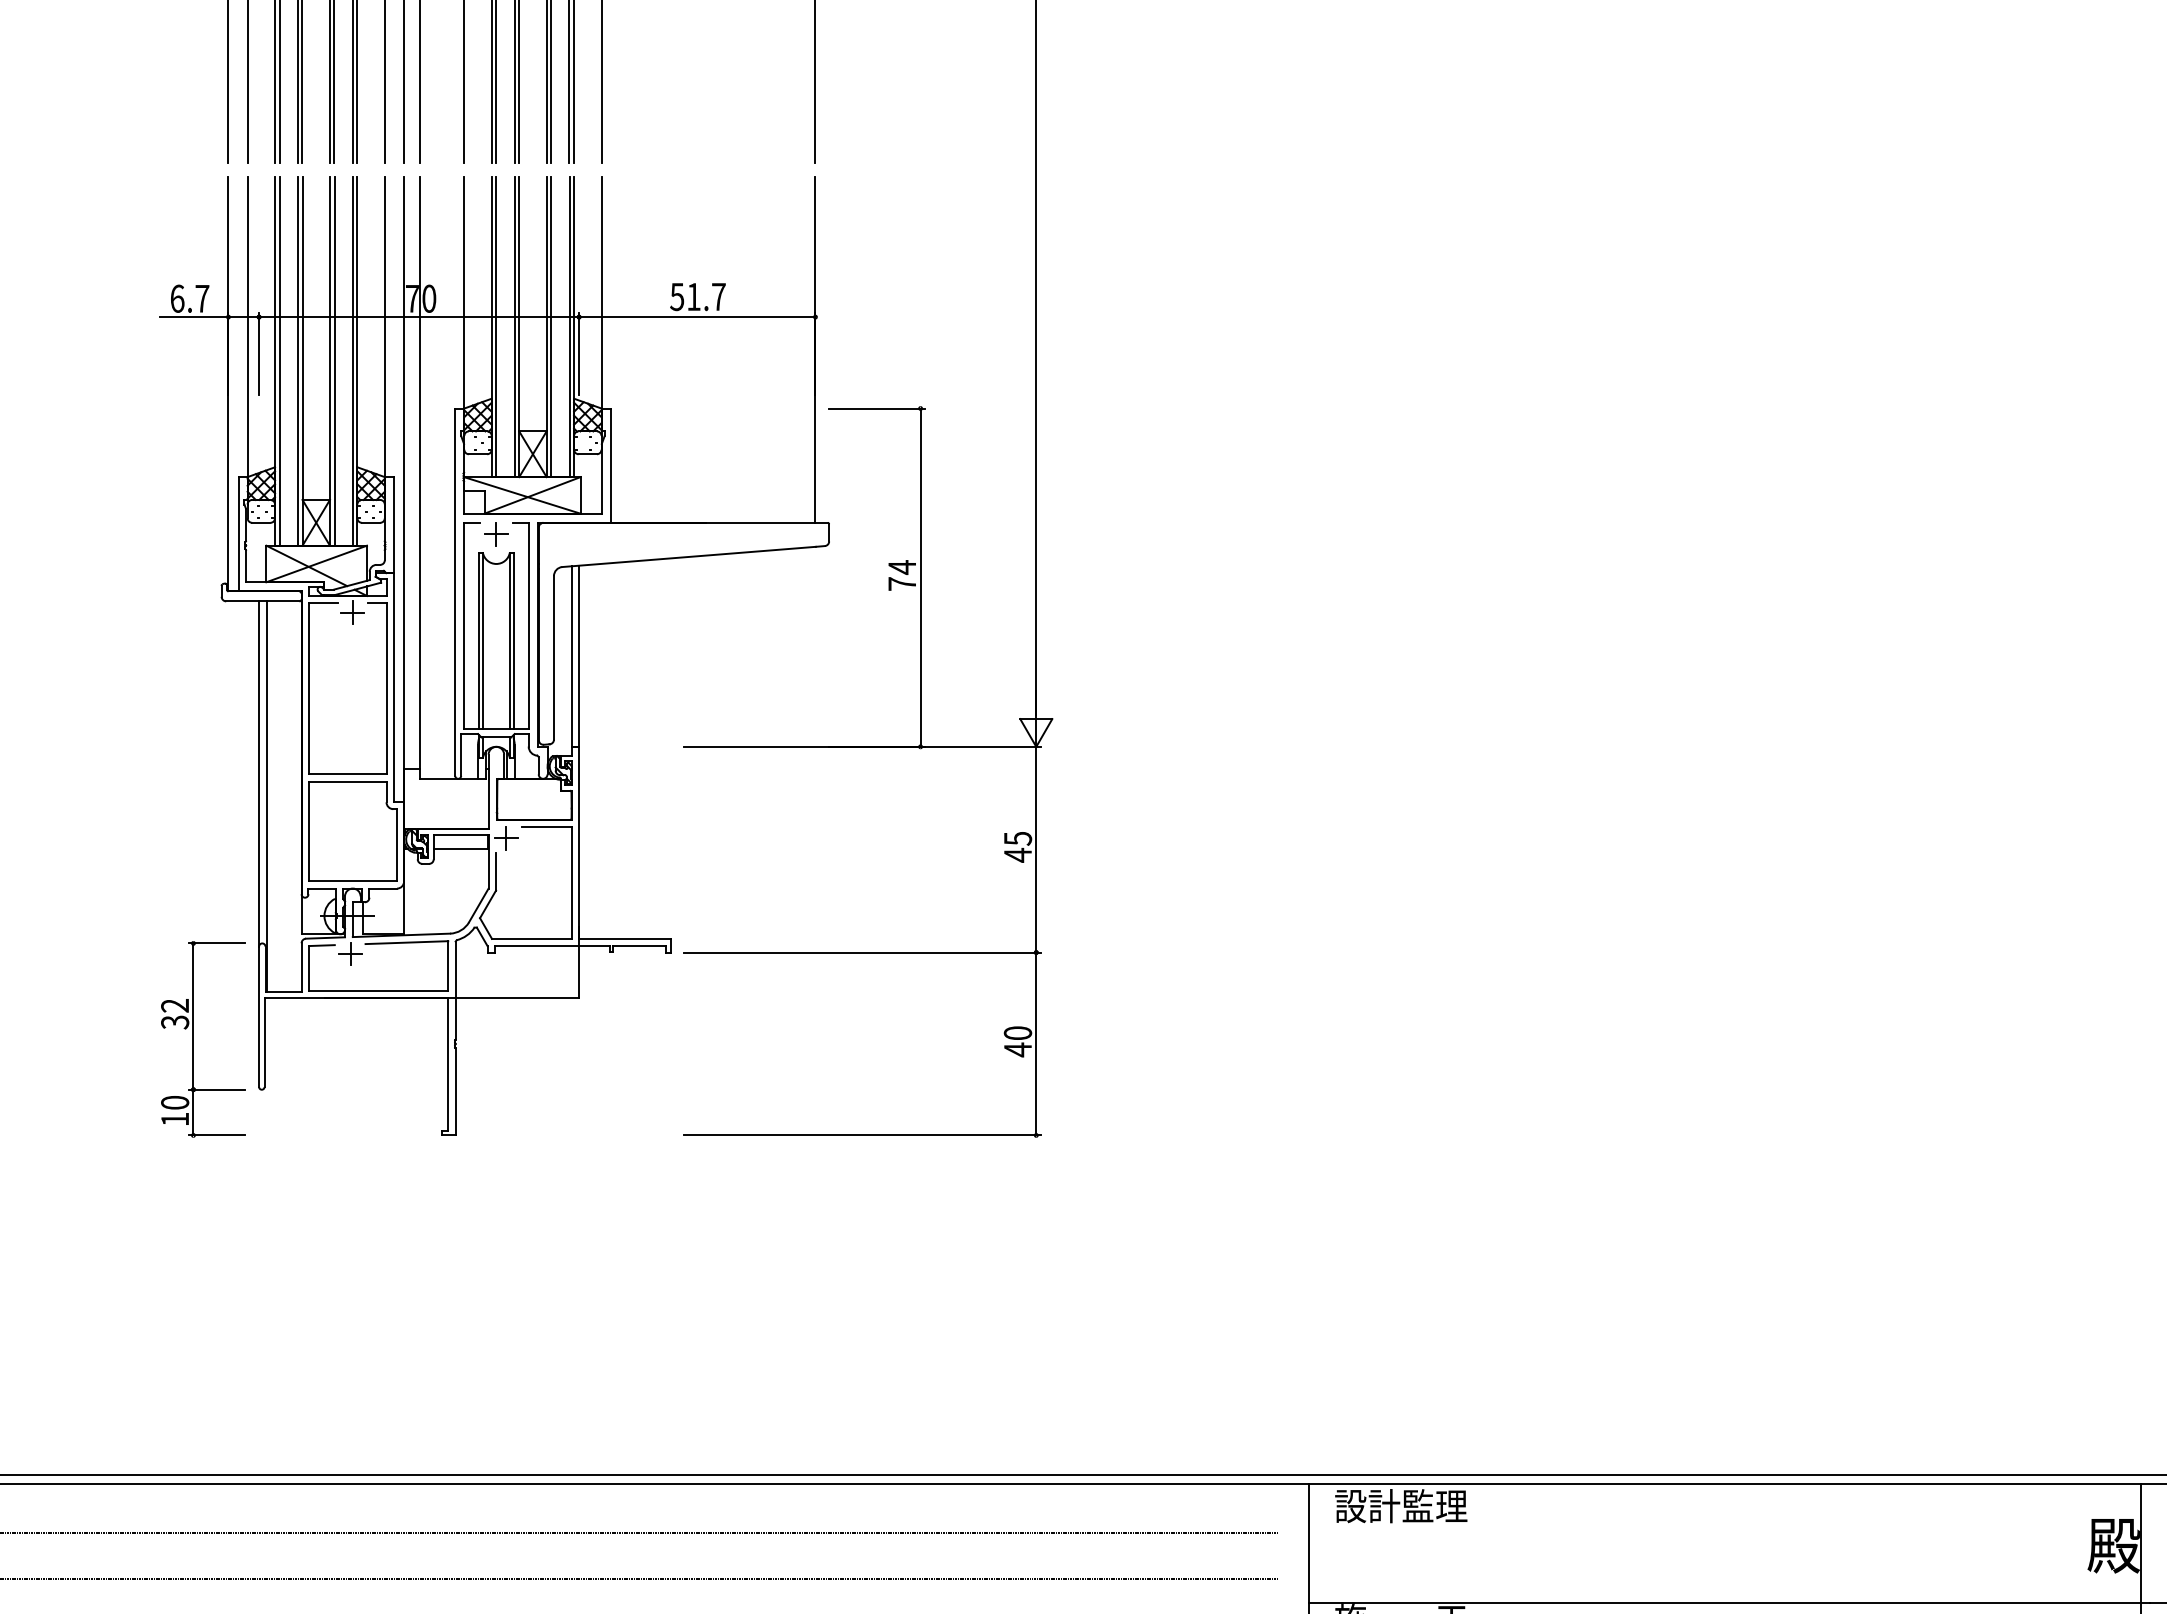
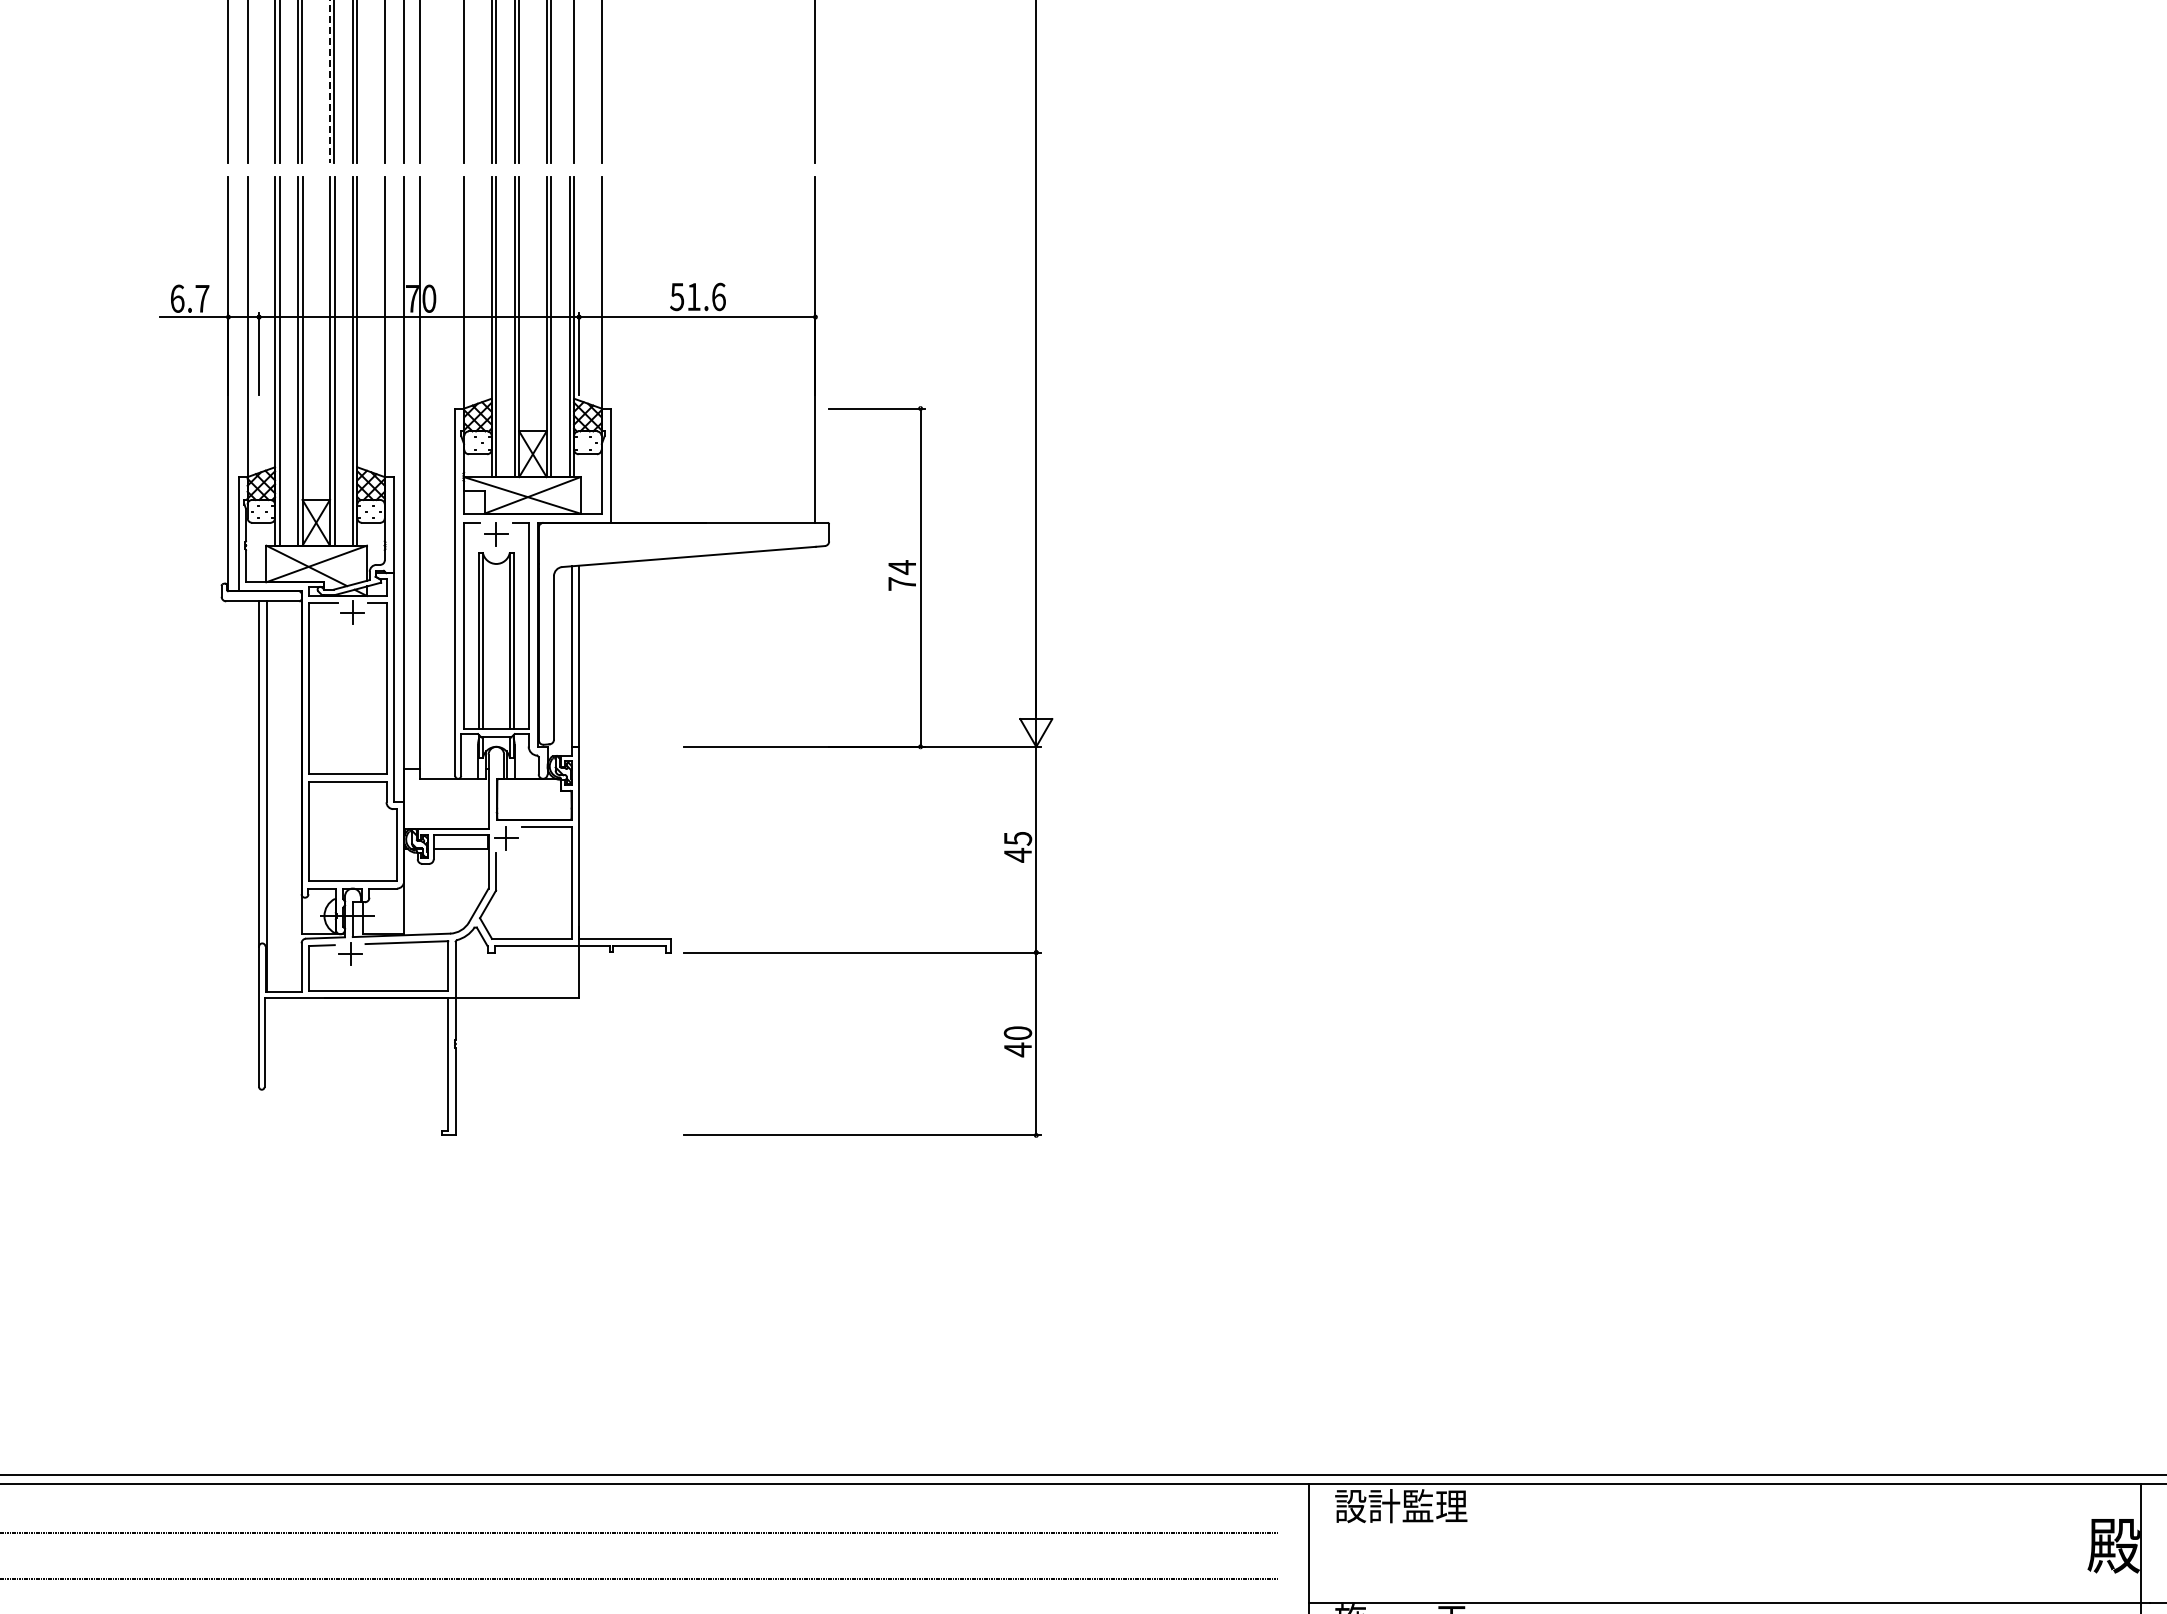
line: solid -> dashed (329, 81)
line: present -> none (569, 82)
text: 51.7 -> 51.6 (718, 296)
part: present -> none (193, 1039)
